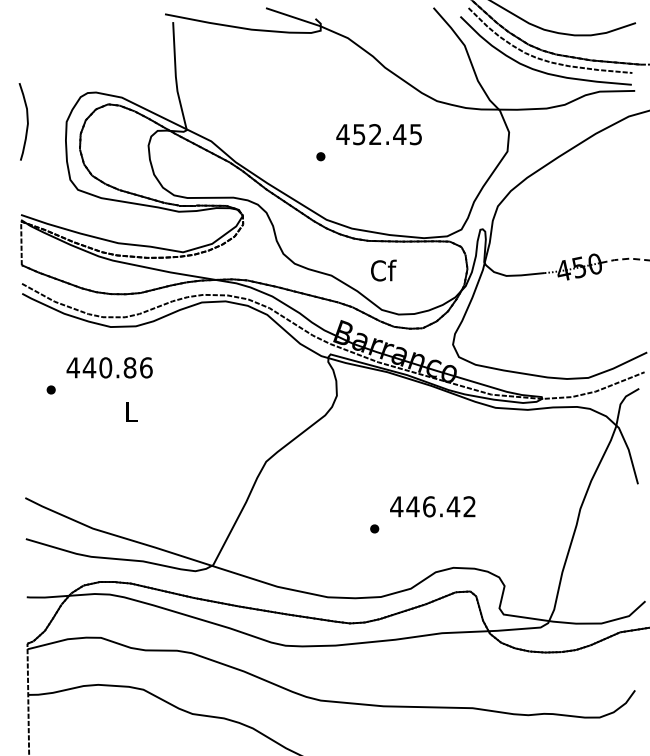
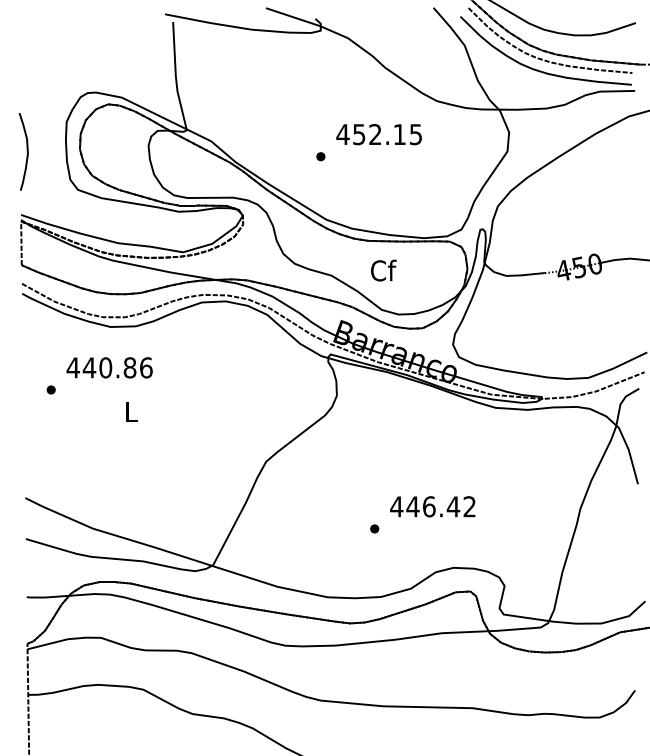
curve position: (26, 121) -> (26, 151) (26, 151)
text: 452.45 -> 452.15 (399, 134)
line: dashed -> solid (625, 259)
